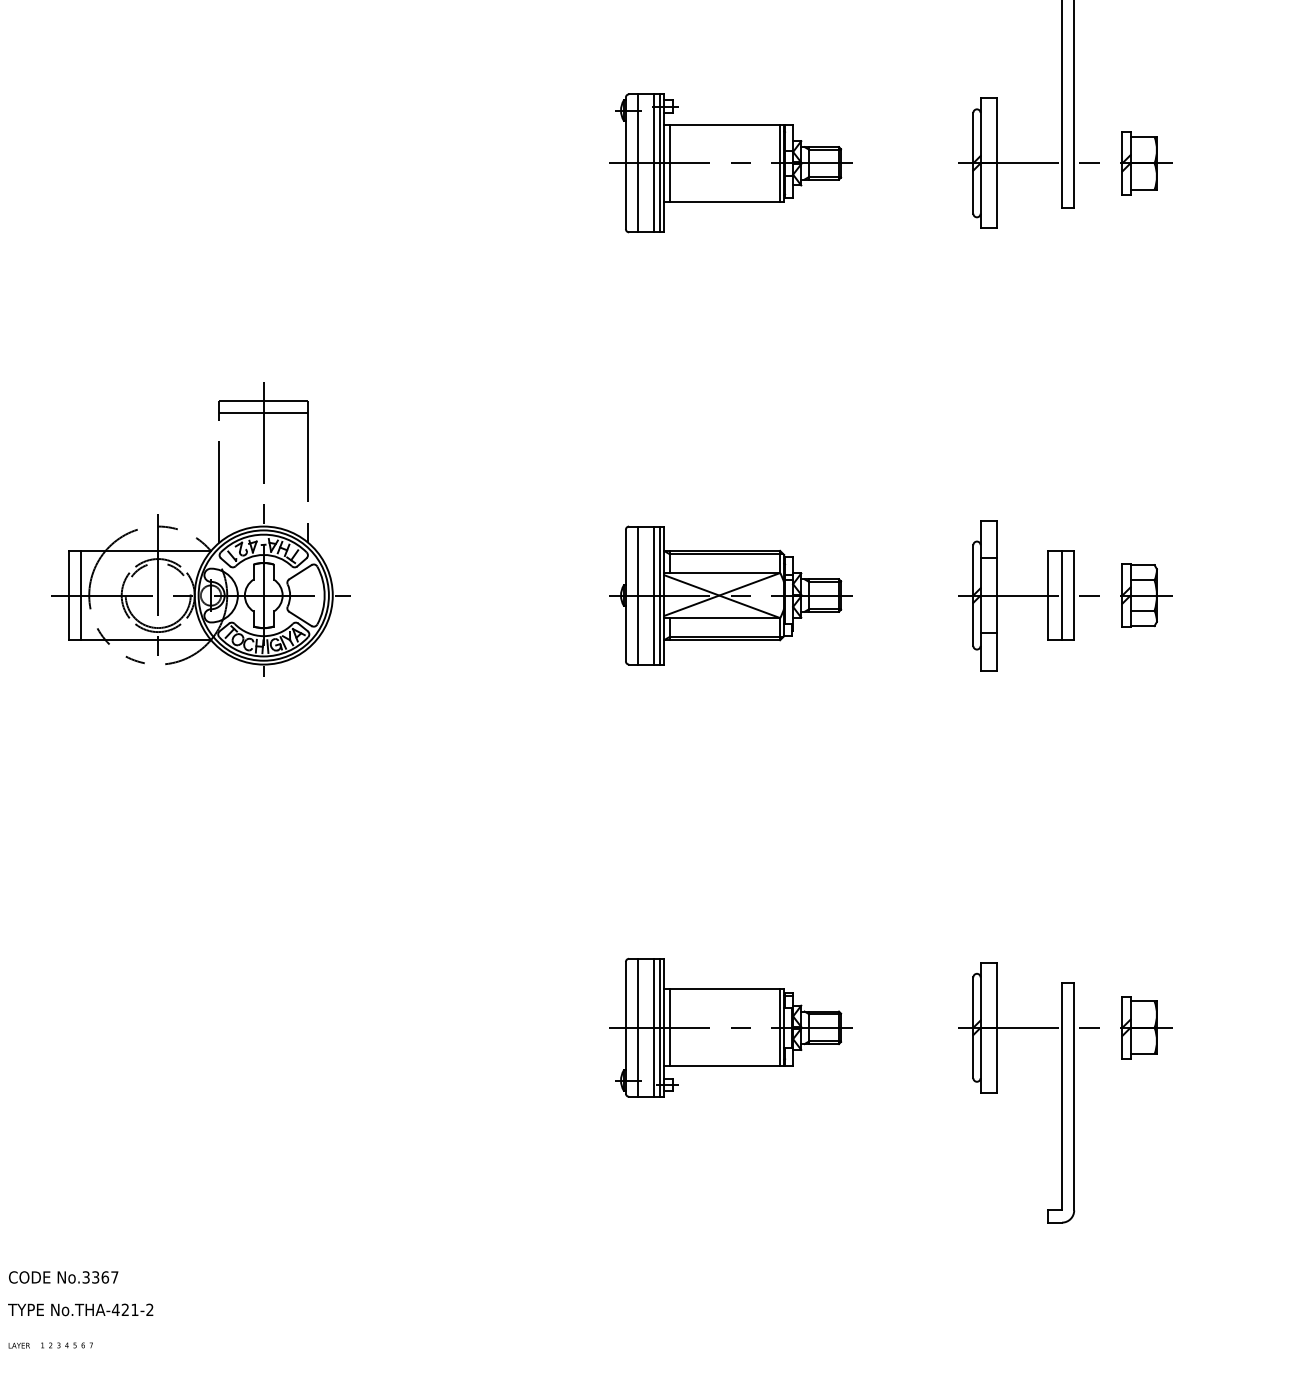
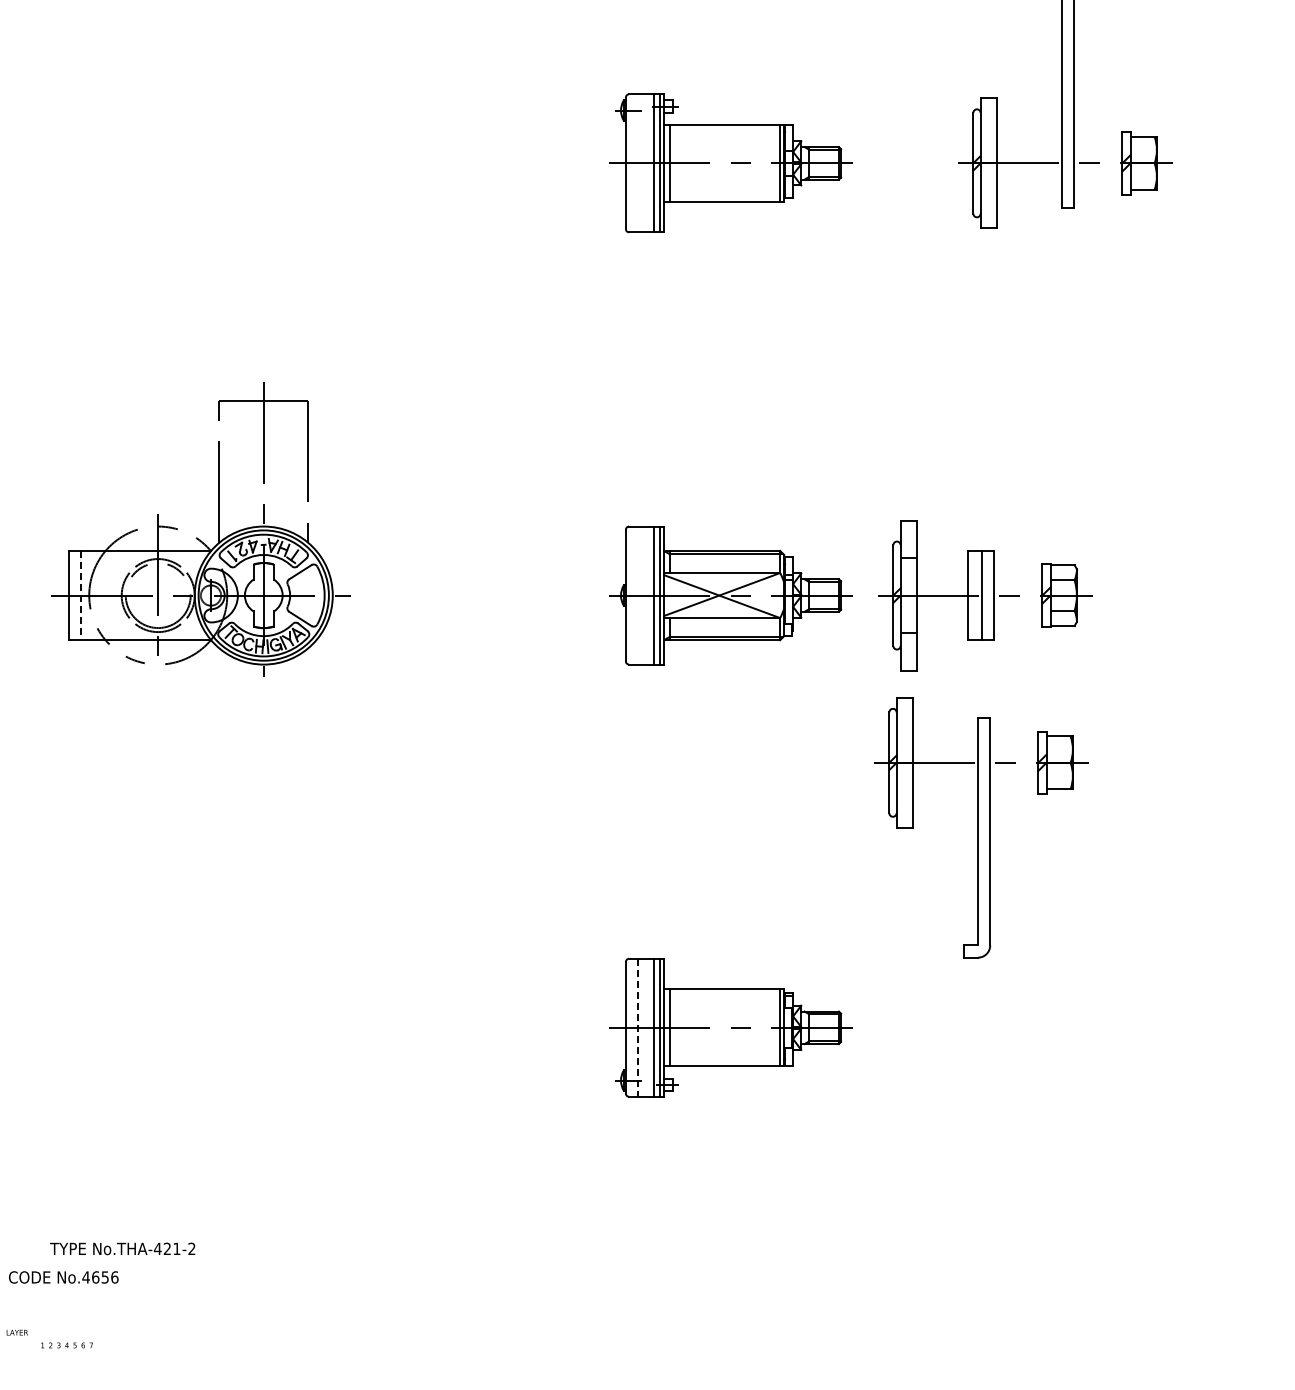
line: present -> none (638, 163)
line: present -> none (263, 412)
line: solid -> dashed (81, 595)
line: present -> none (638, 595)
part position: (1065, 595) -> (985, 595) (985, 595)
line: solid -> dashed (638, 1028)
part position: (1065, 1092) -> (981, 827) (981, 827)
text: No.3367 -> No.4656 (100, 1277)
text position: (80, 1309) -> (122, 1248) (122, 1248)
text position: (18, 1345) -> (16, 1332) (16, 1332)
